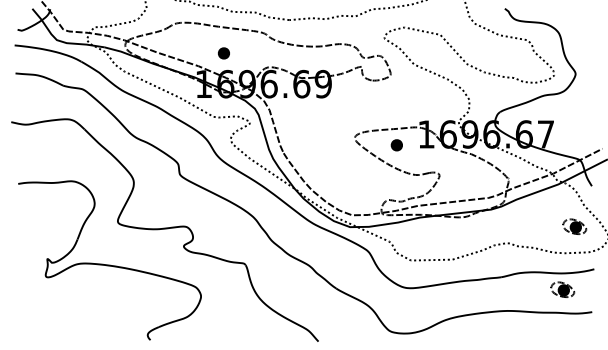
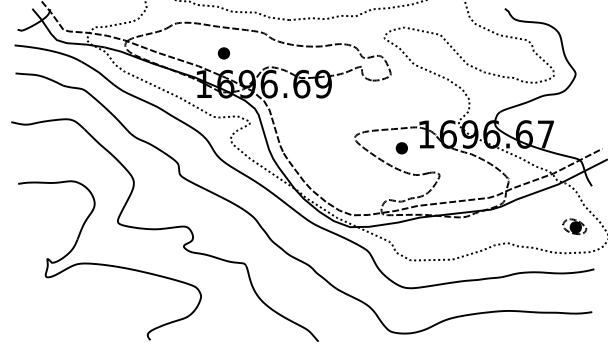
part position: (396, 145) -> (401, 148) (401, 148)
part: present -> none (562, 289)
